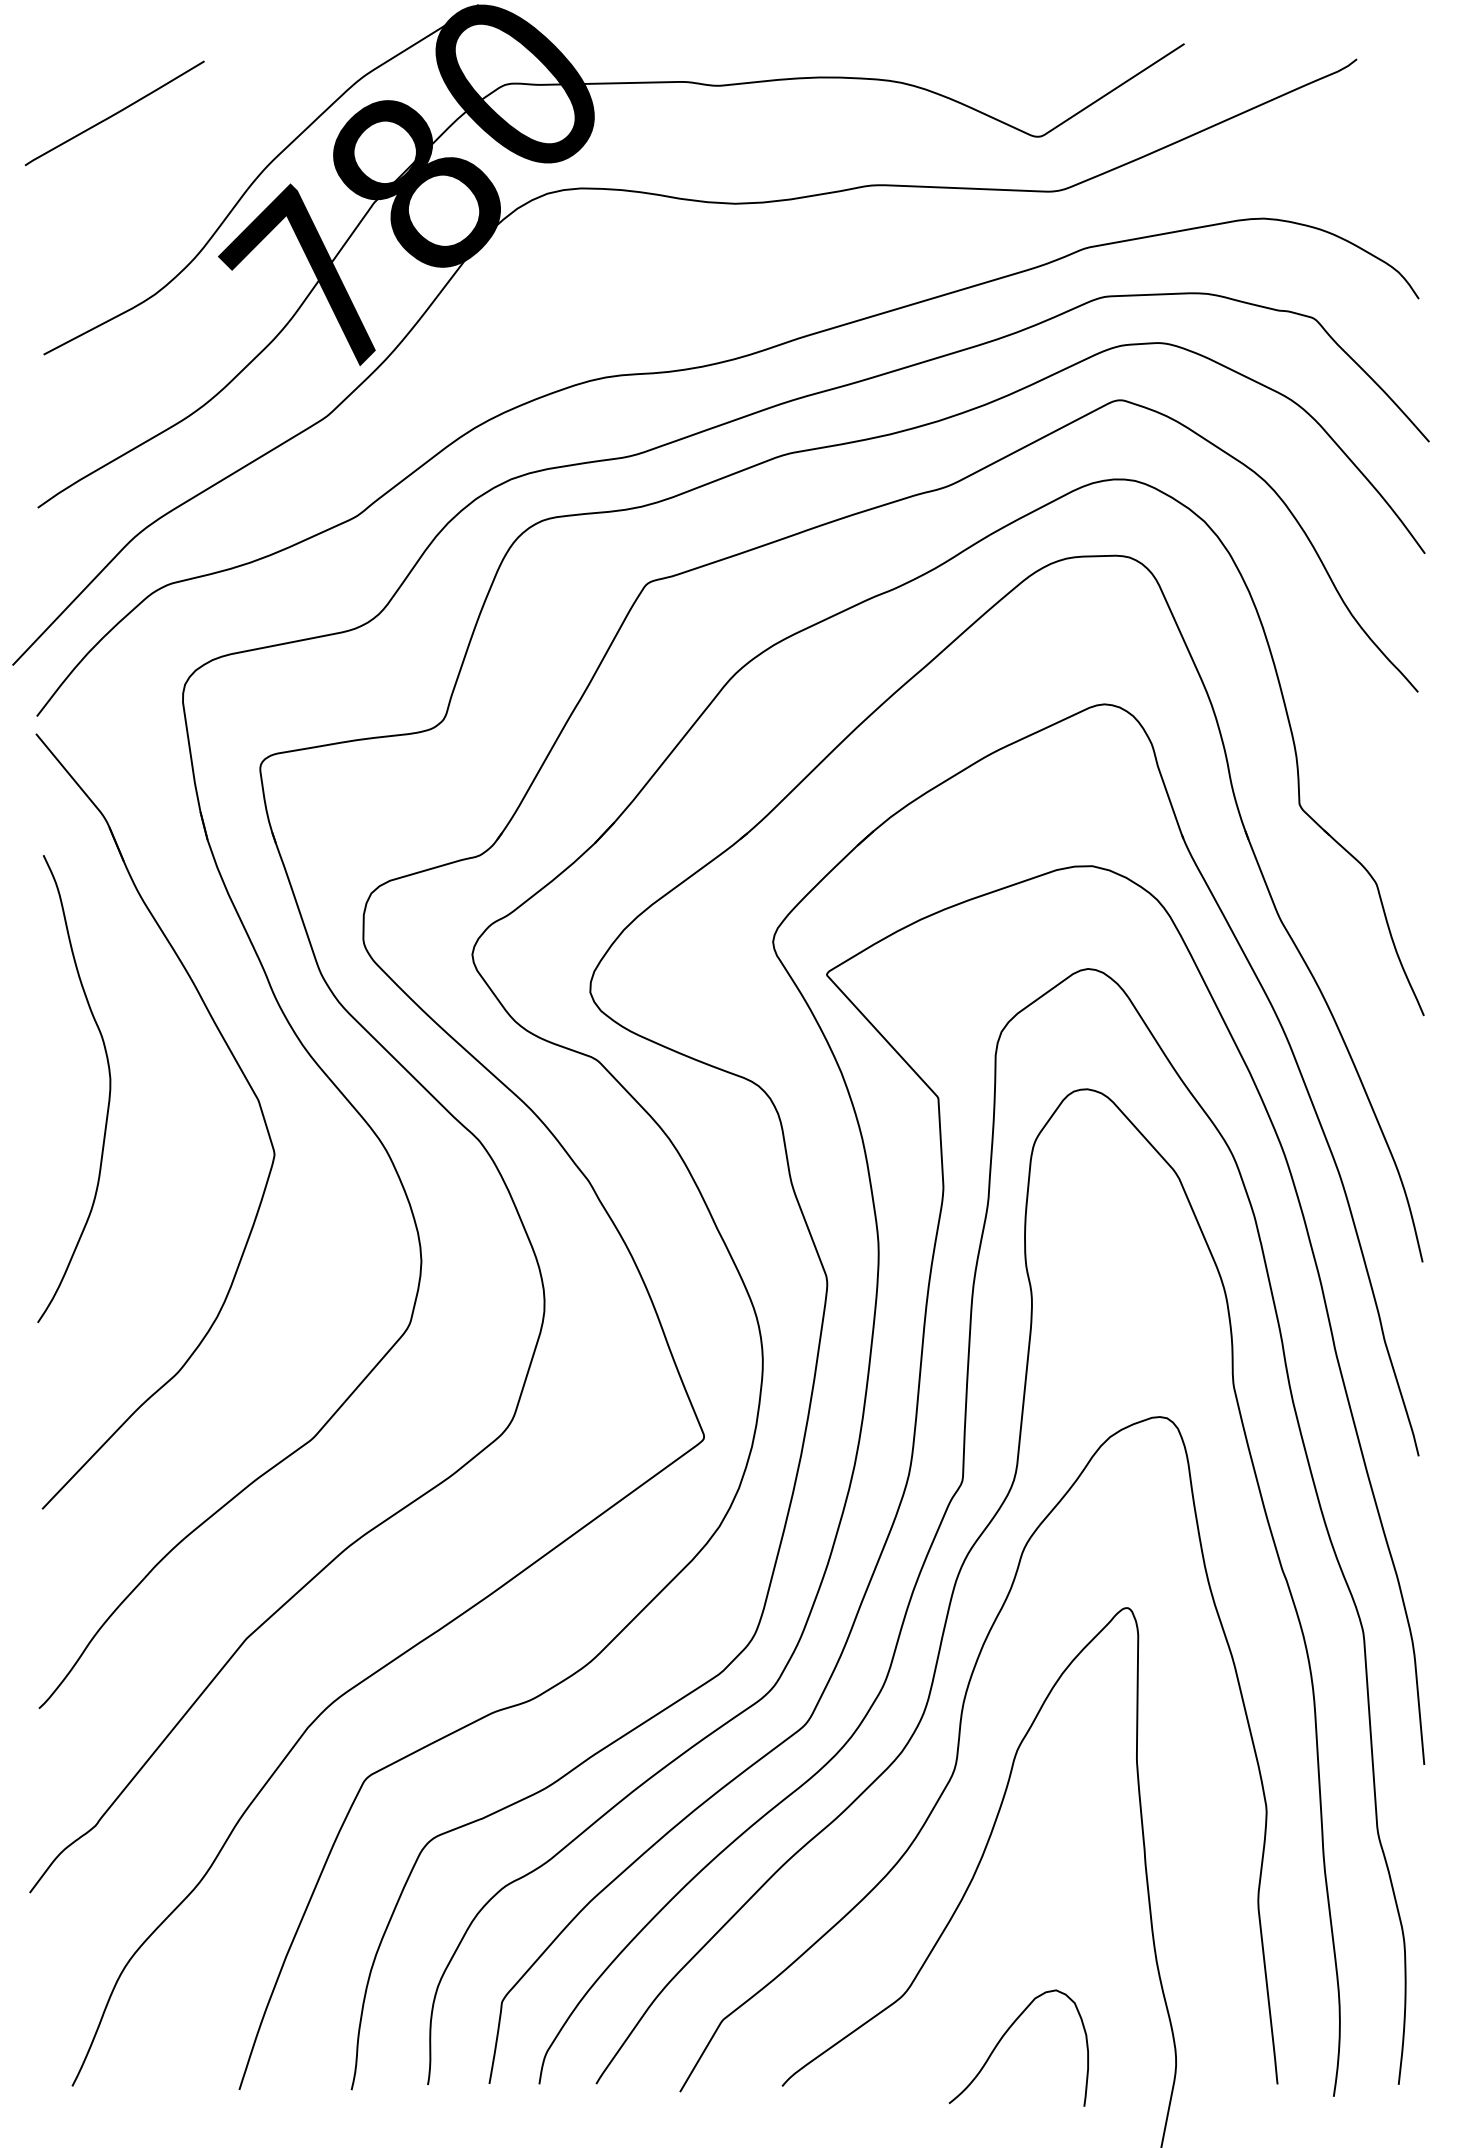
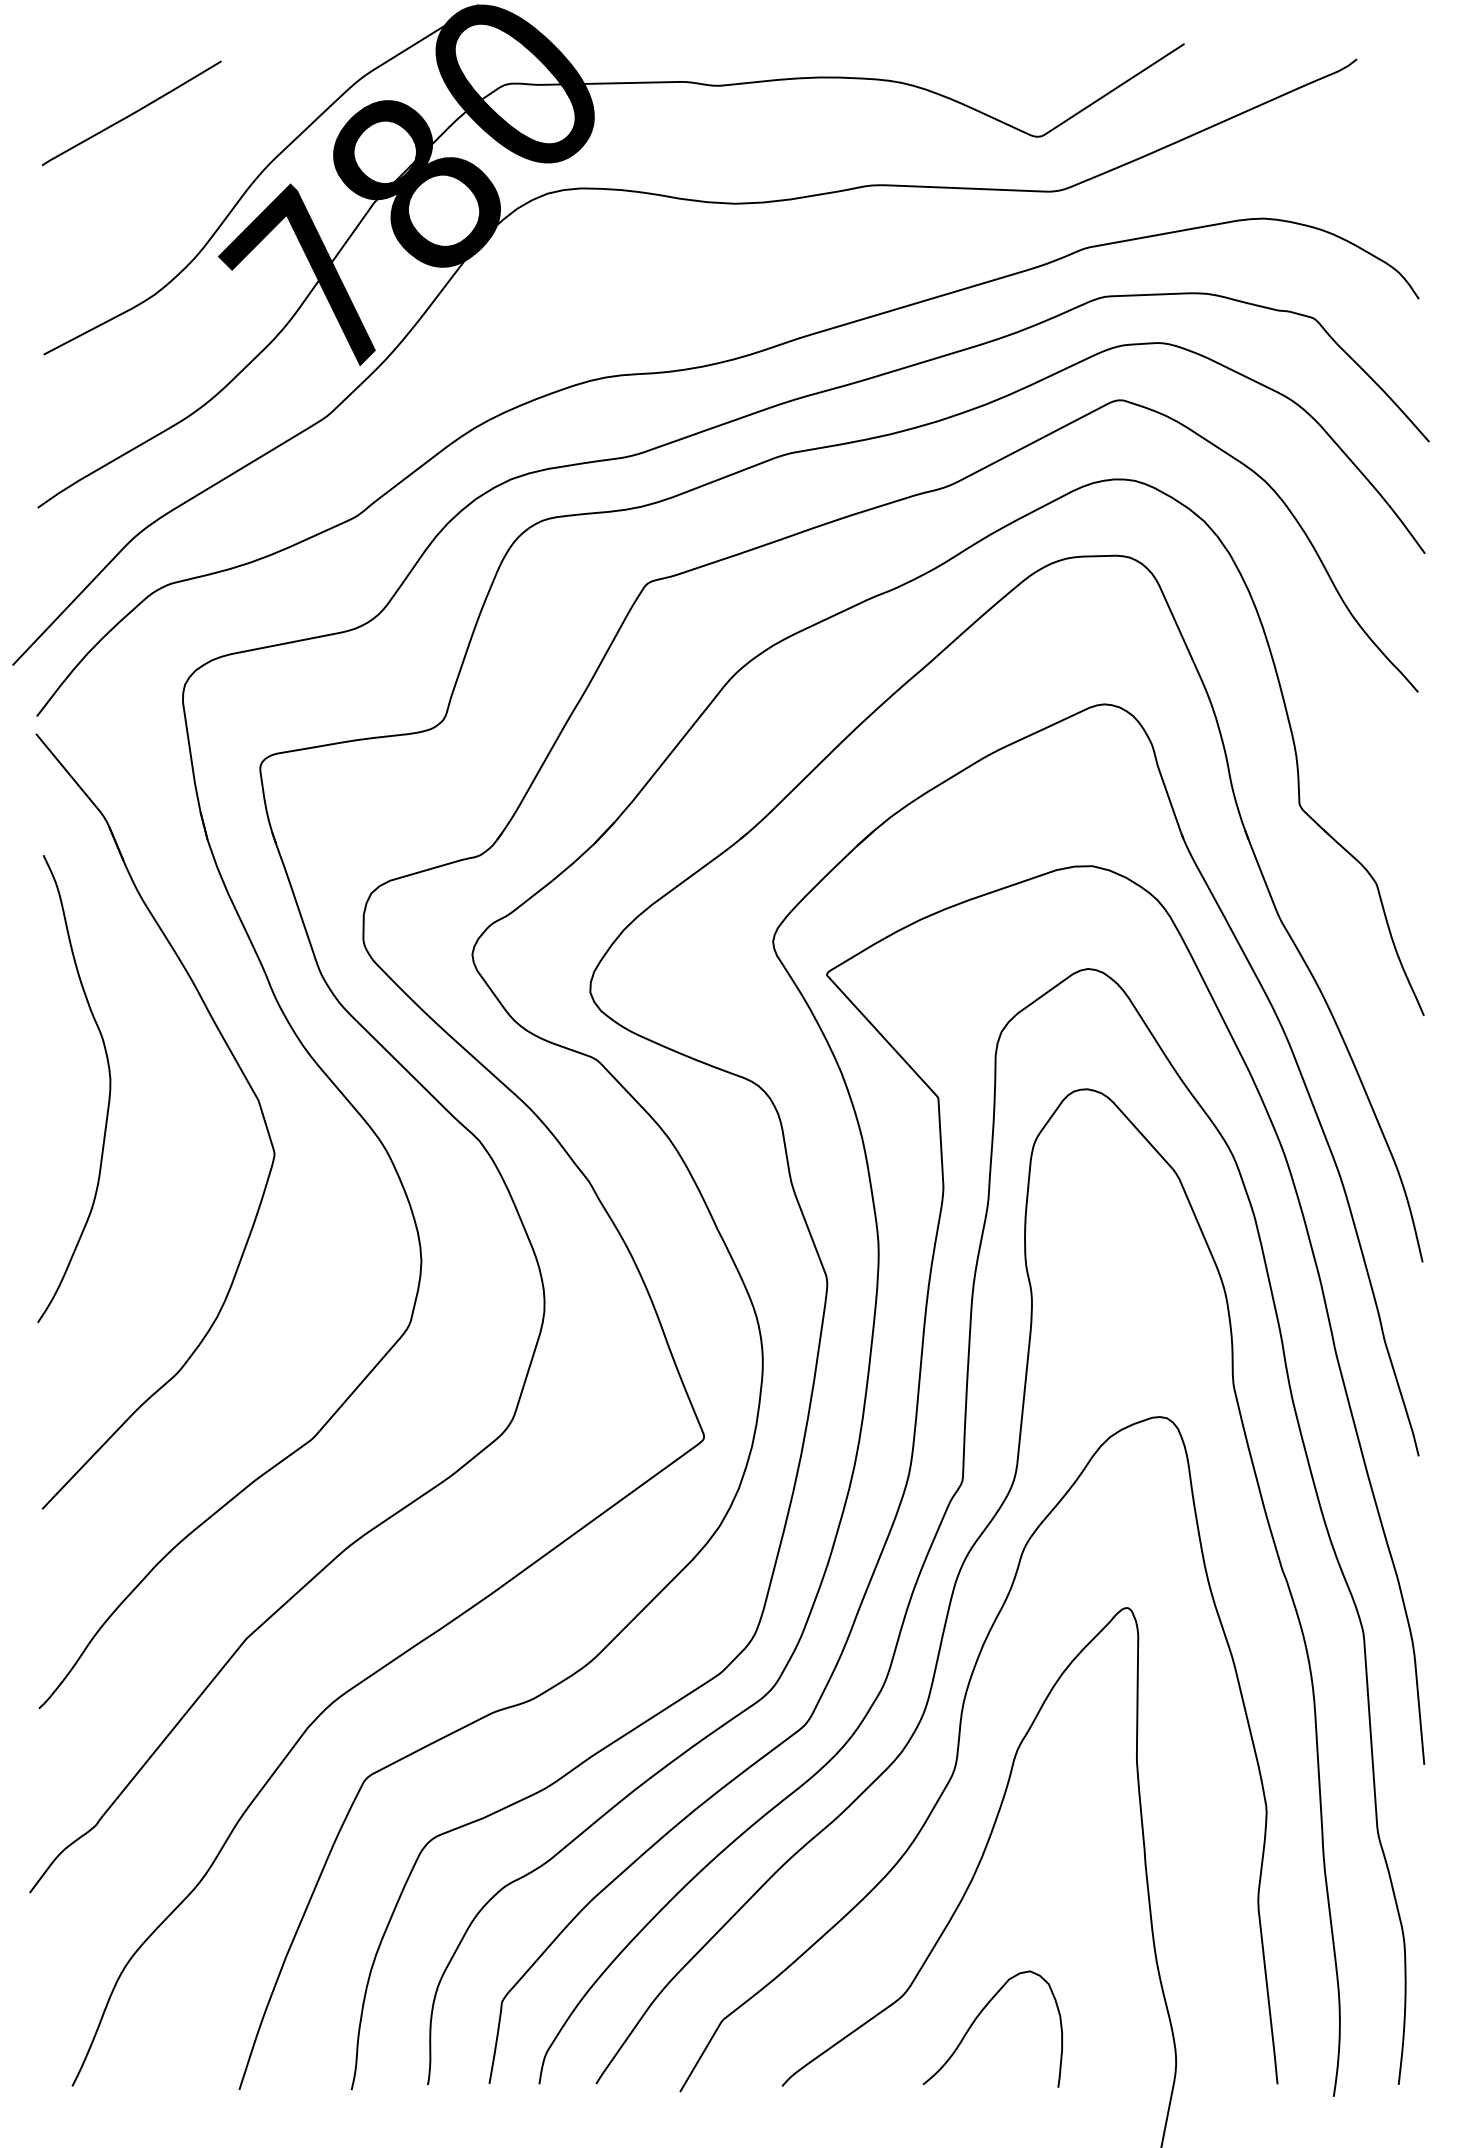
curve position: (114, 113) -> (131, 113) (131, 113)
curve position: (1003, 2037) -> (977, 2018) (977, 2018)
